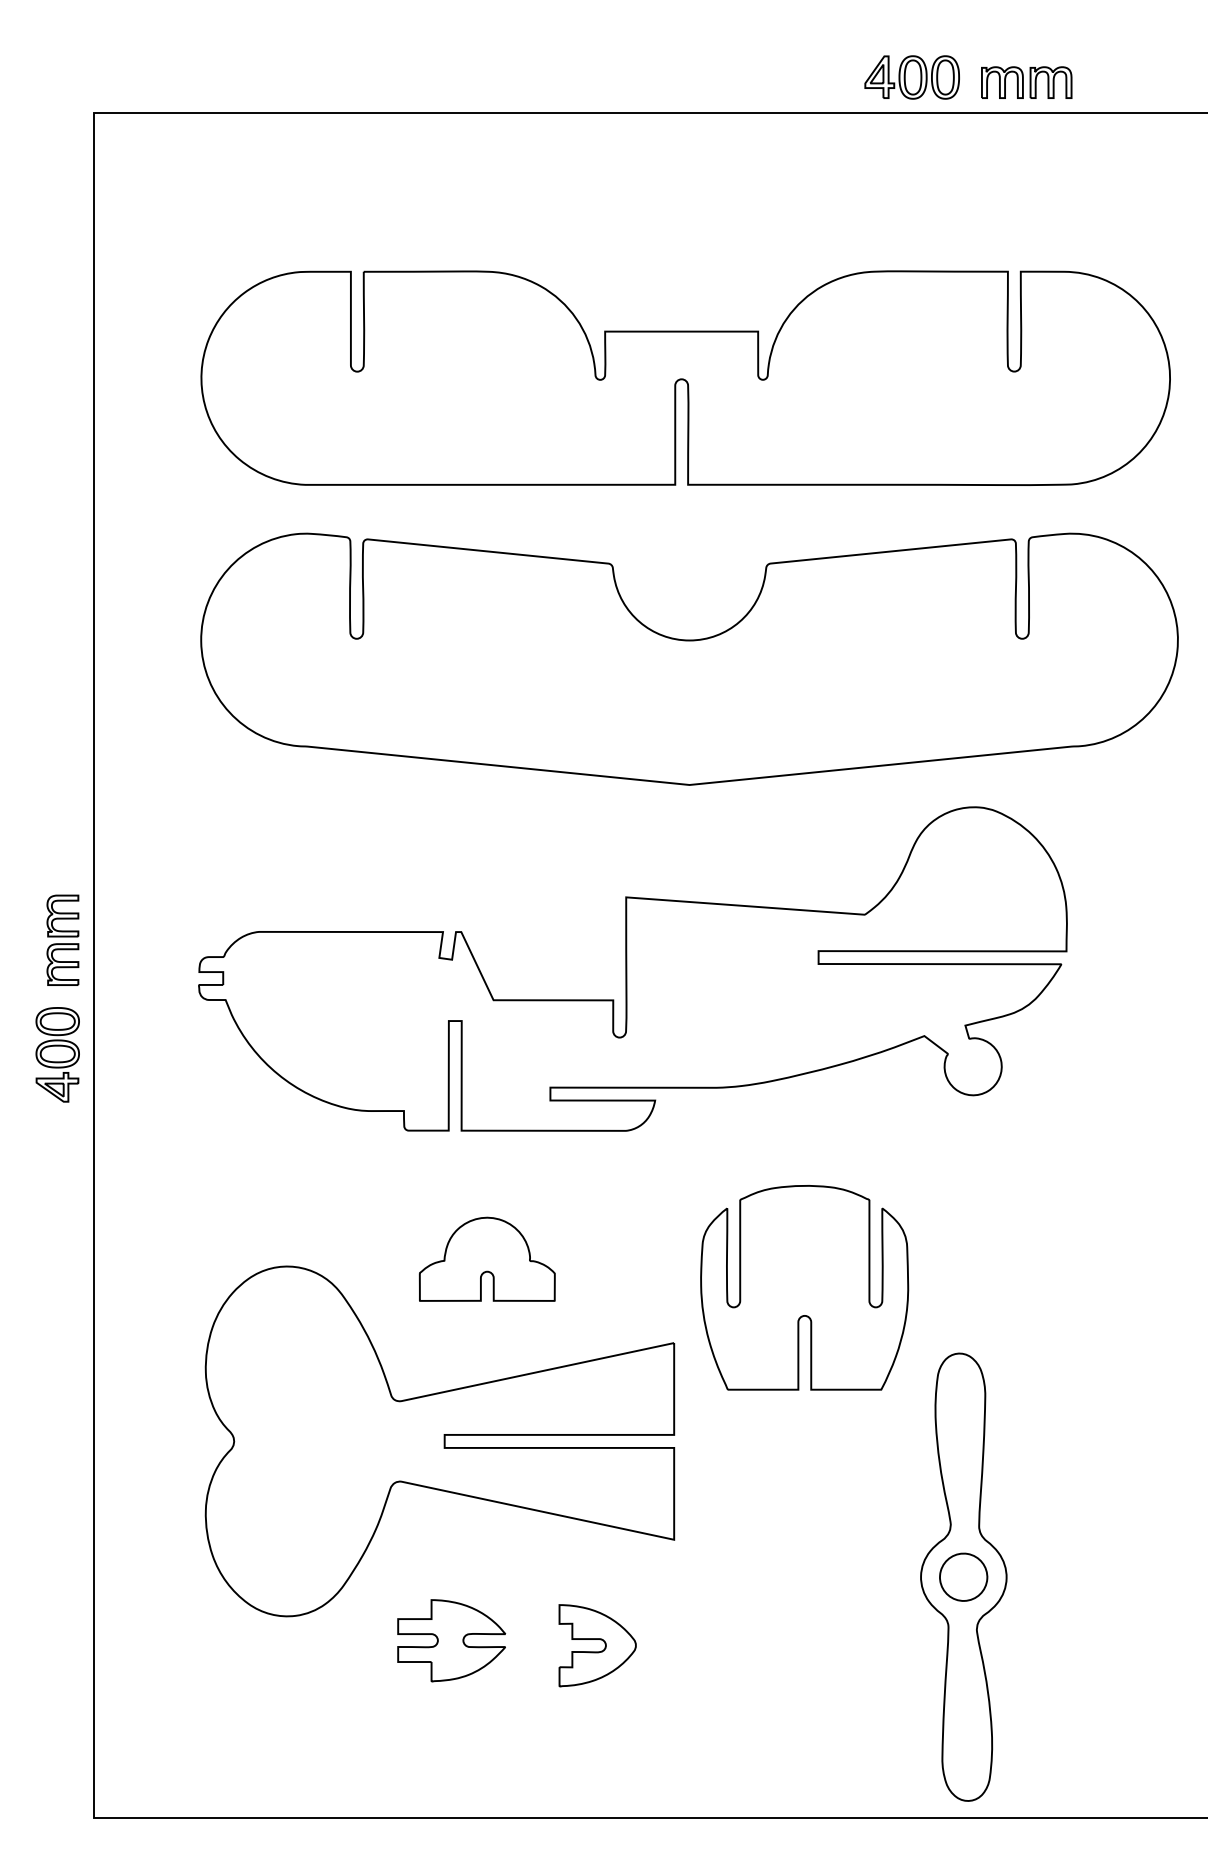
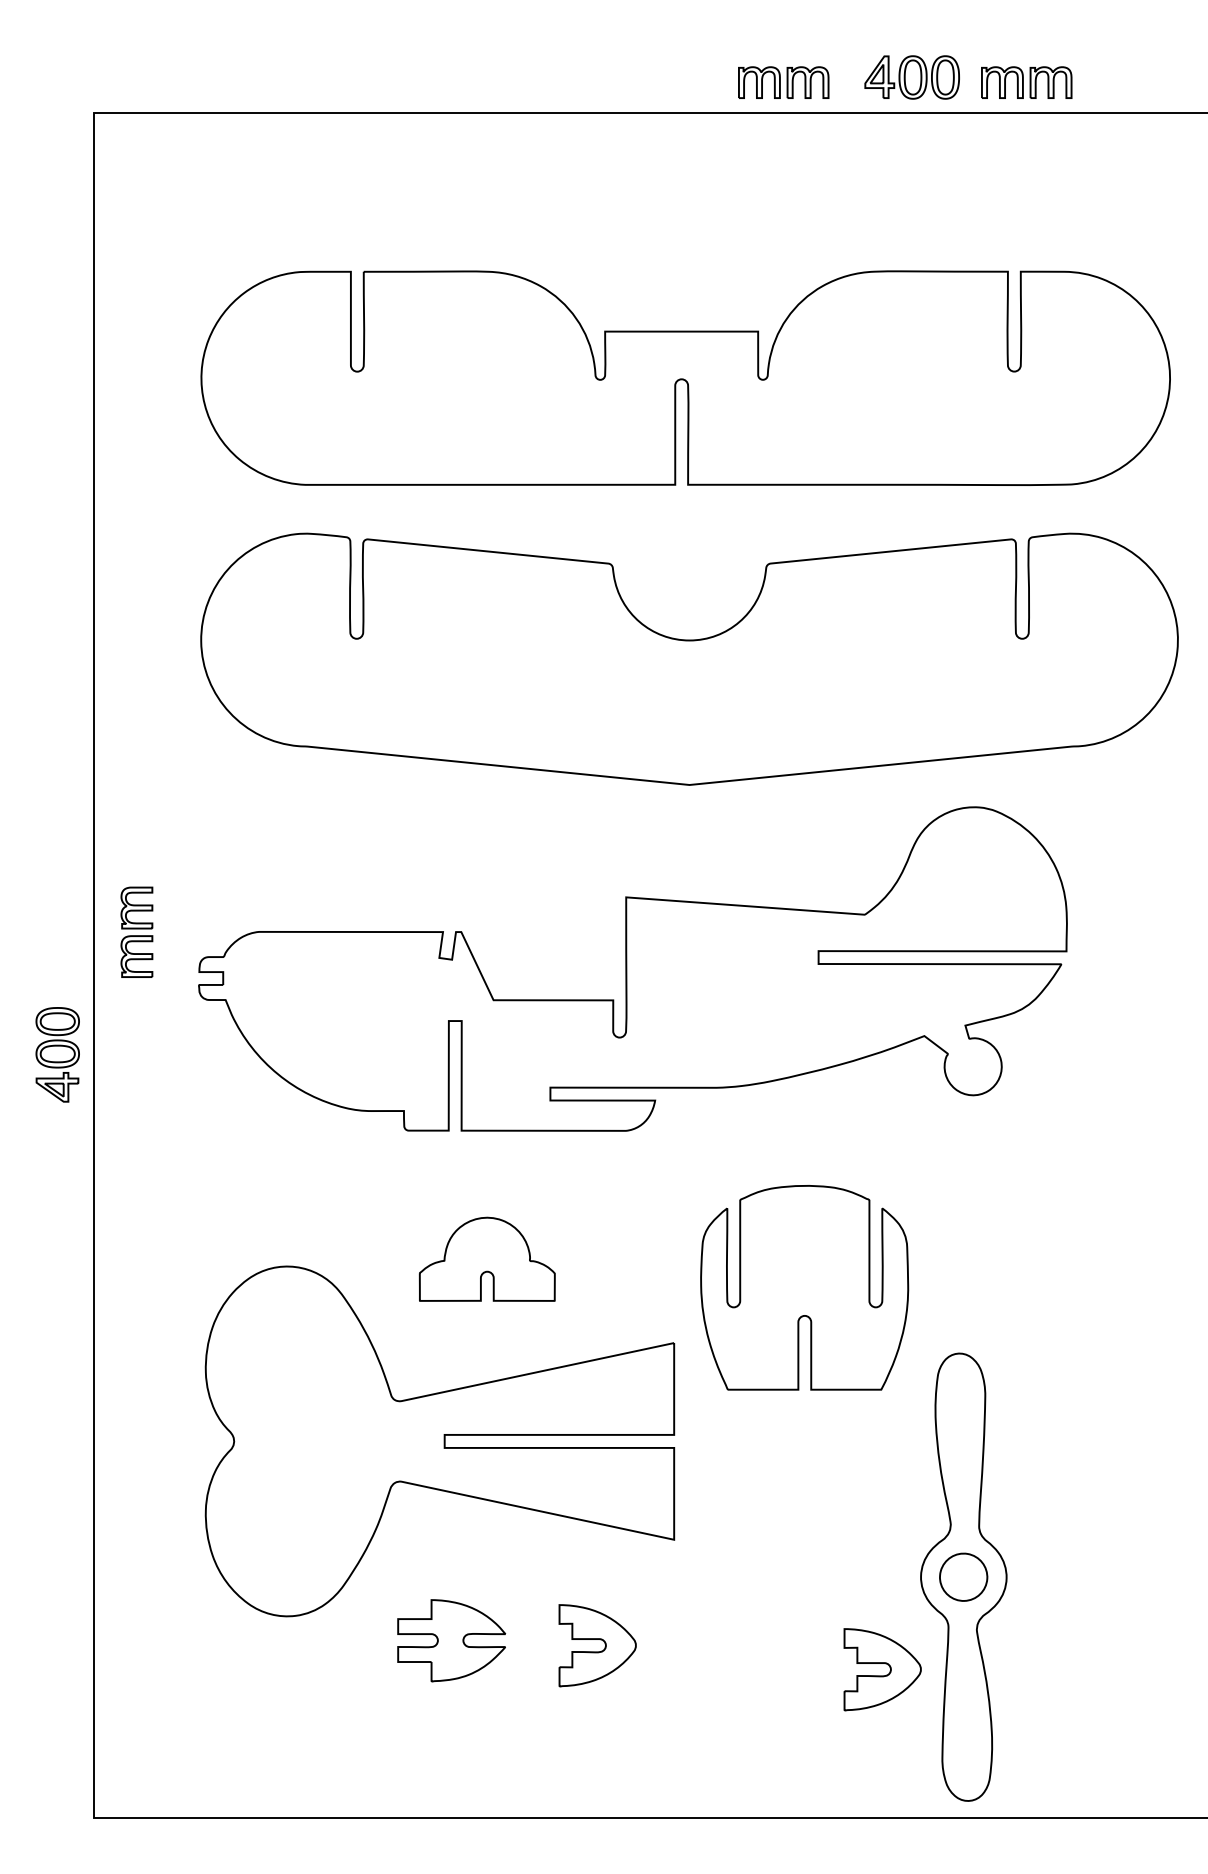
part: none -> present (783, 82)
part position: (62, 939) -> (136, 931) (136, 931)
part: none -> present (882, 1669)
